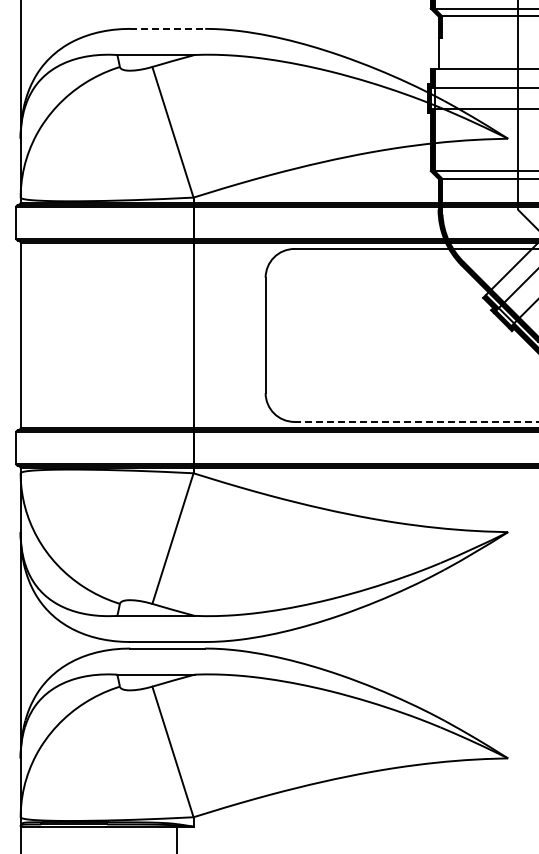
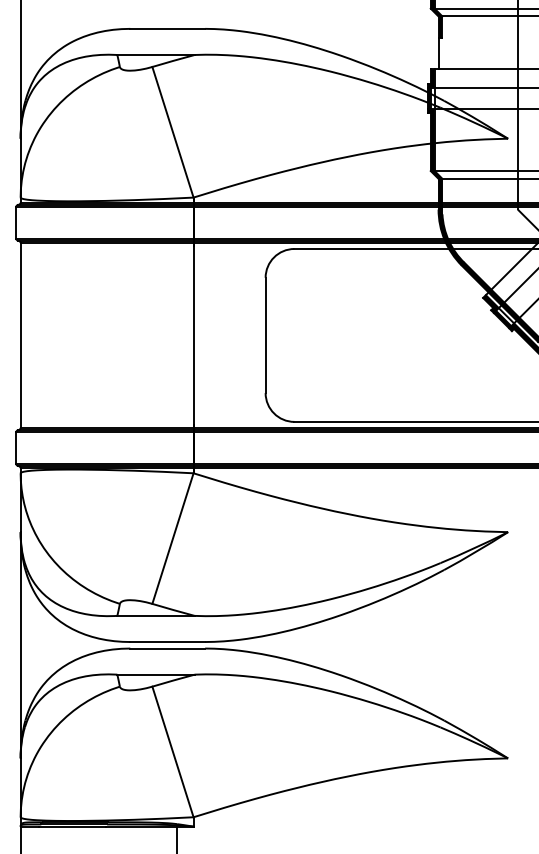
line: dashed -> solid (168, 28)
line: dashed -> solid (416, 421)
